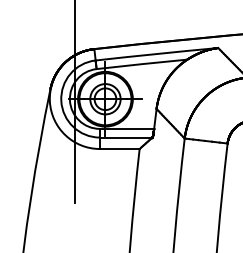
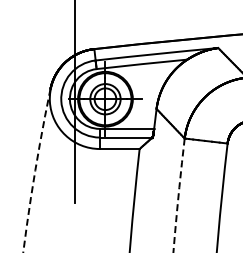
arc: solid -> dashed (35, 170)
arc: solid -> dashed (178, 196)
